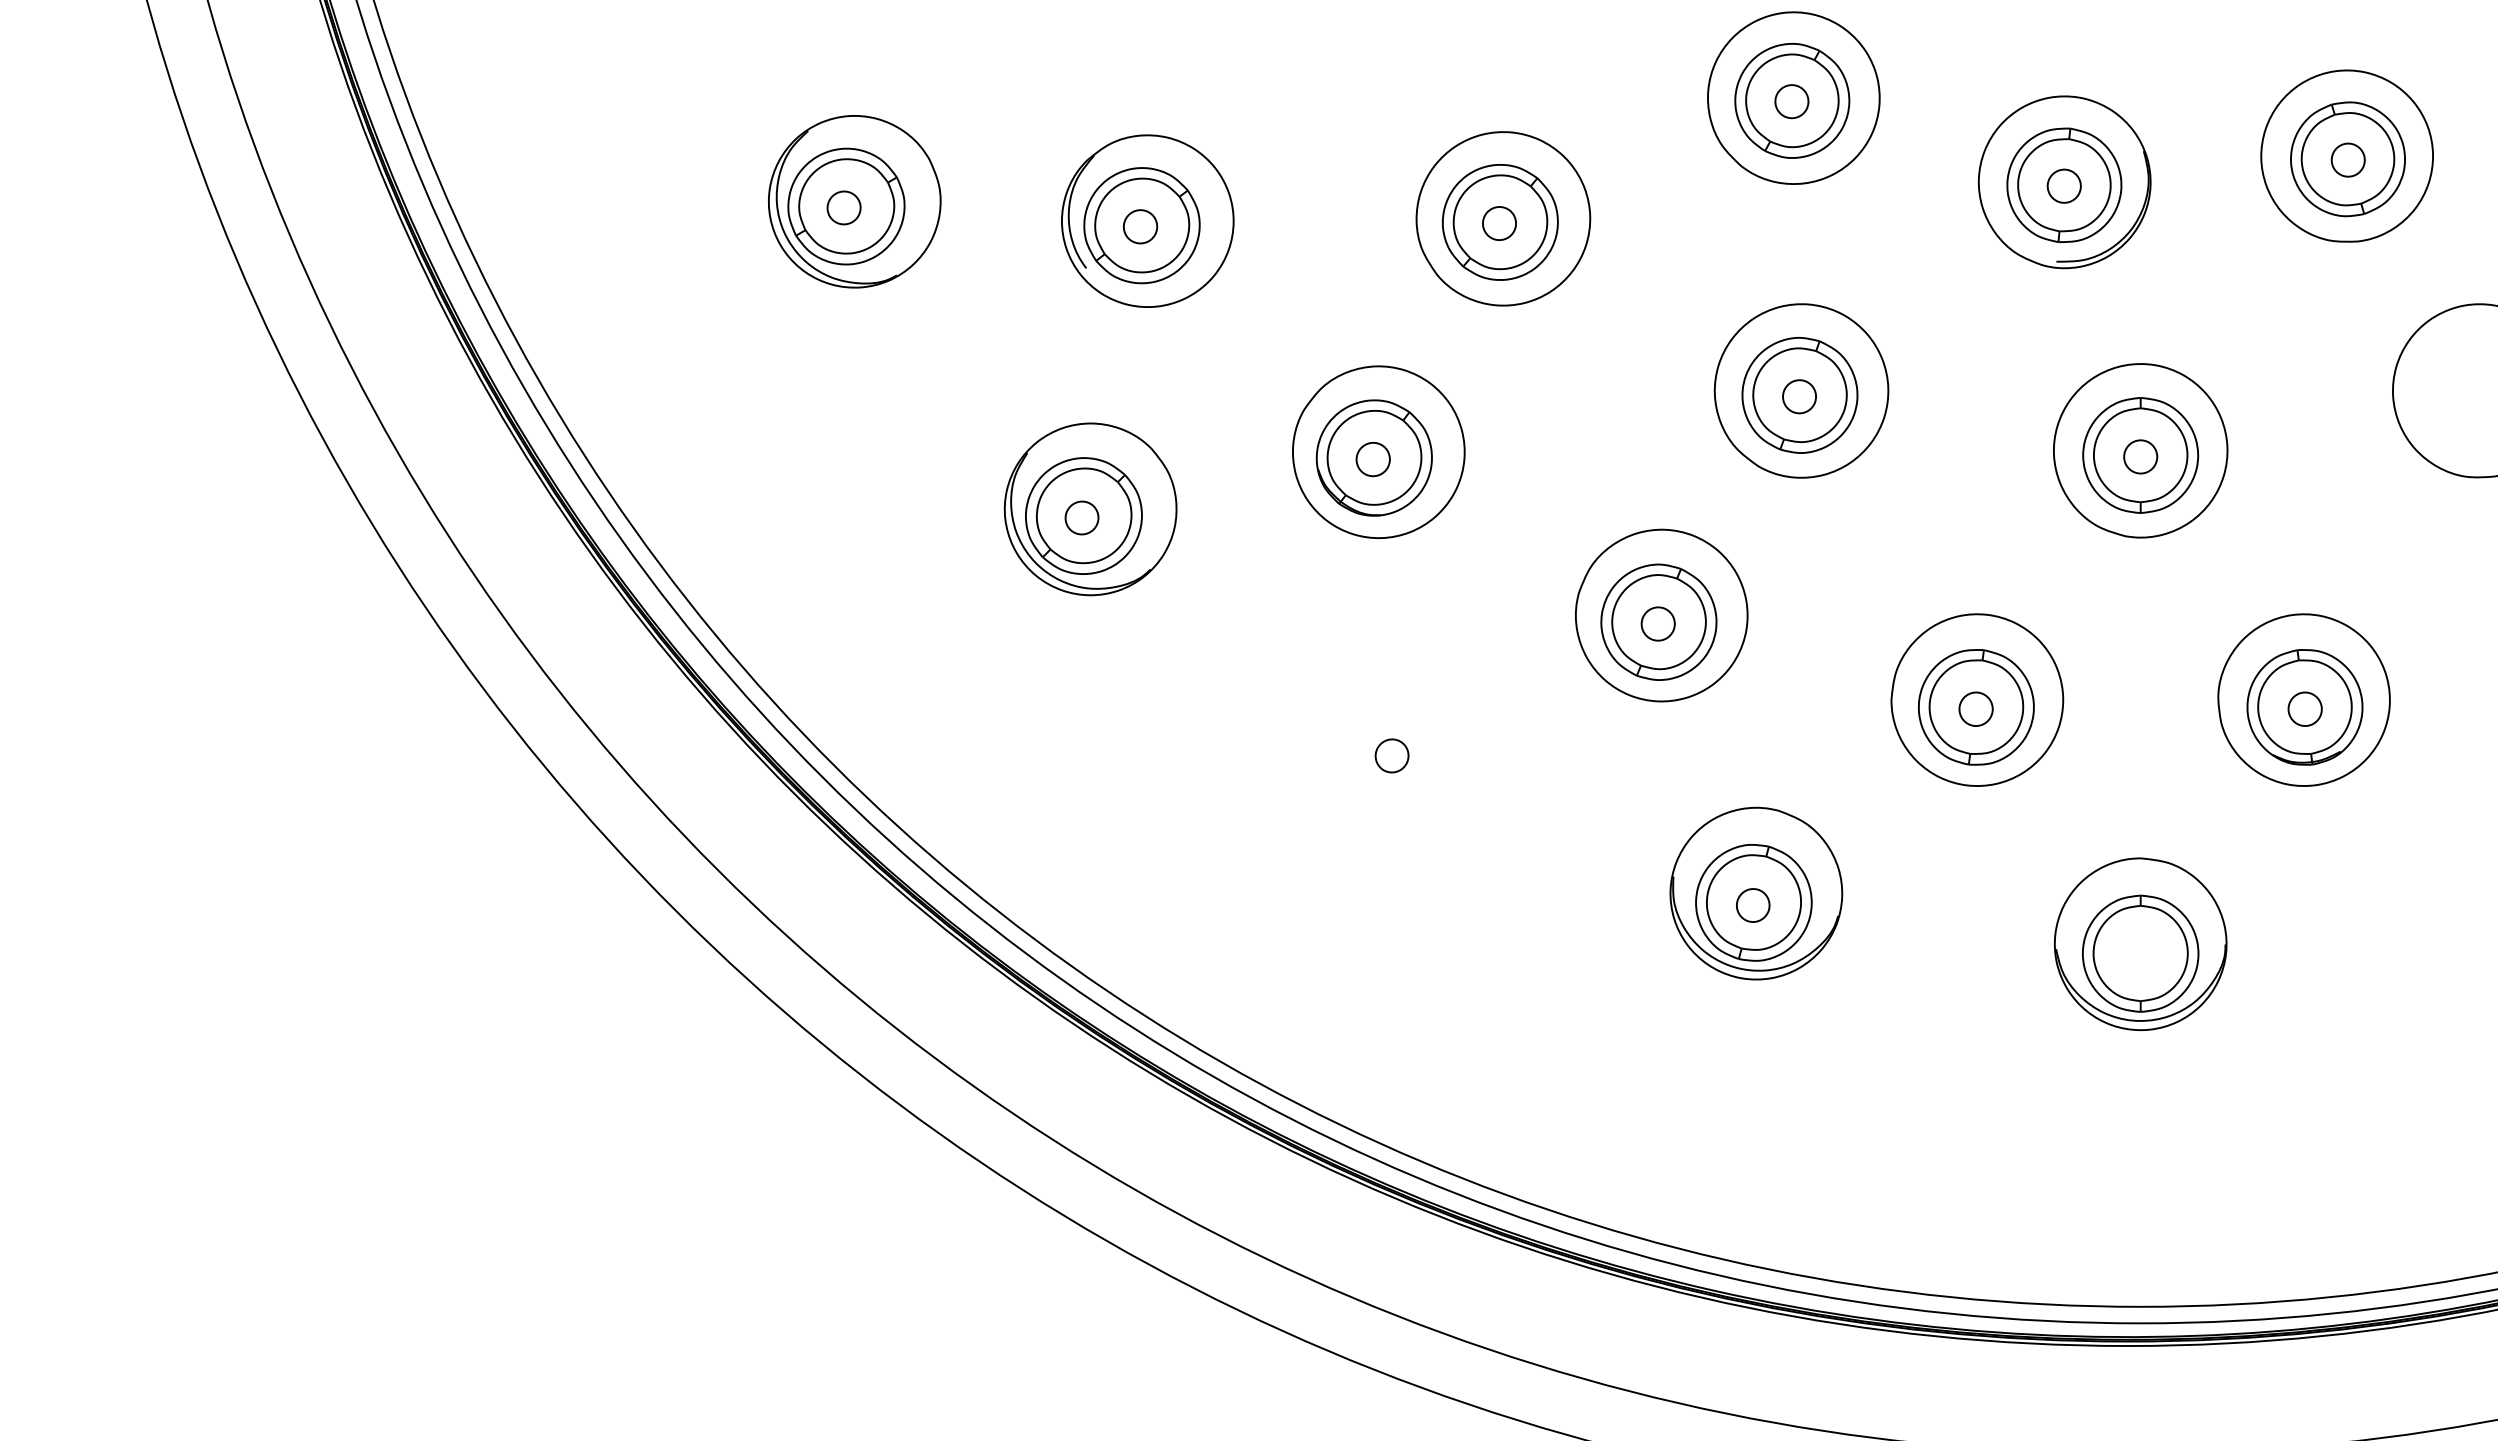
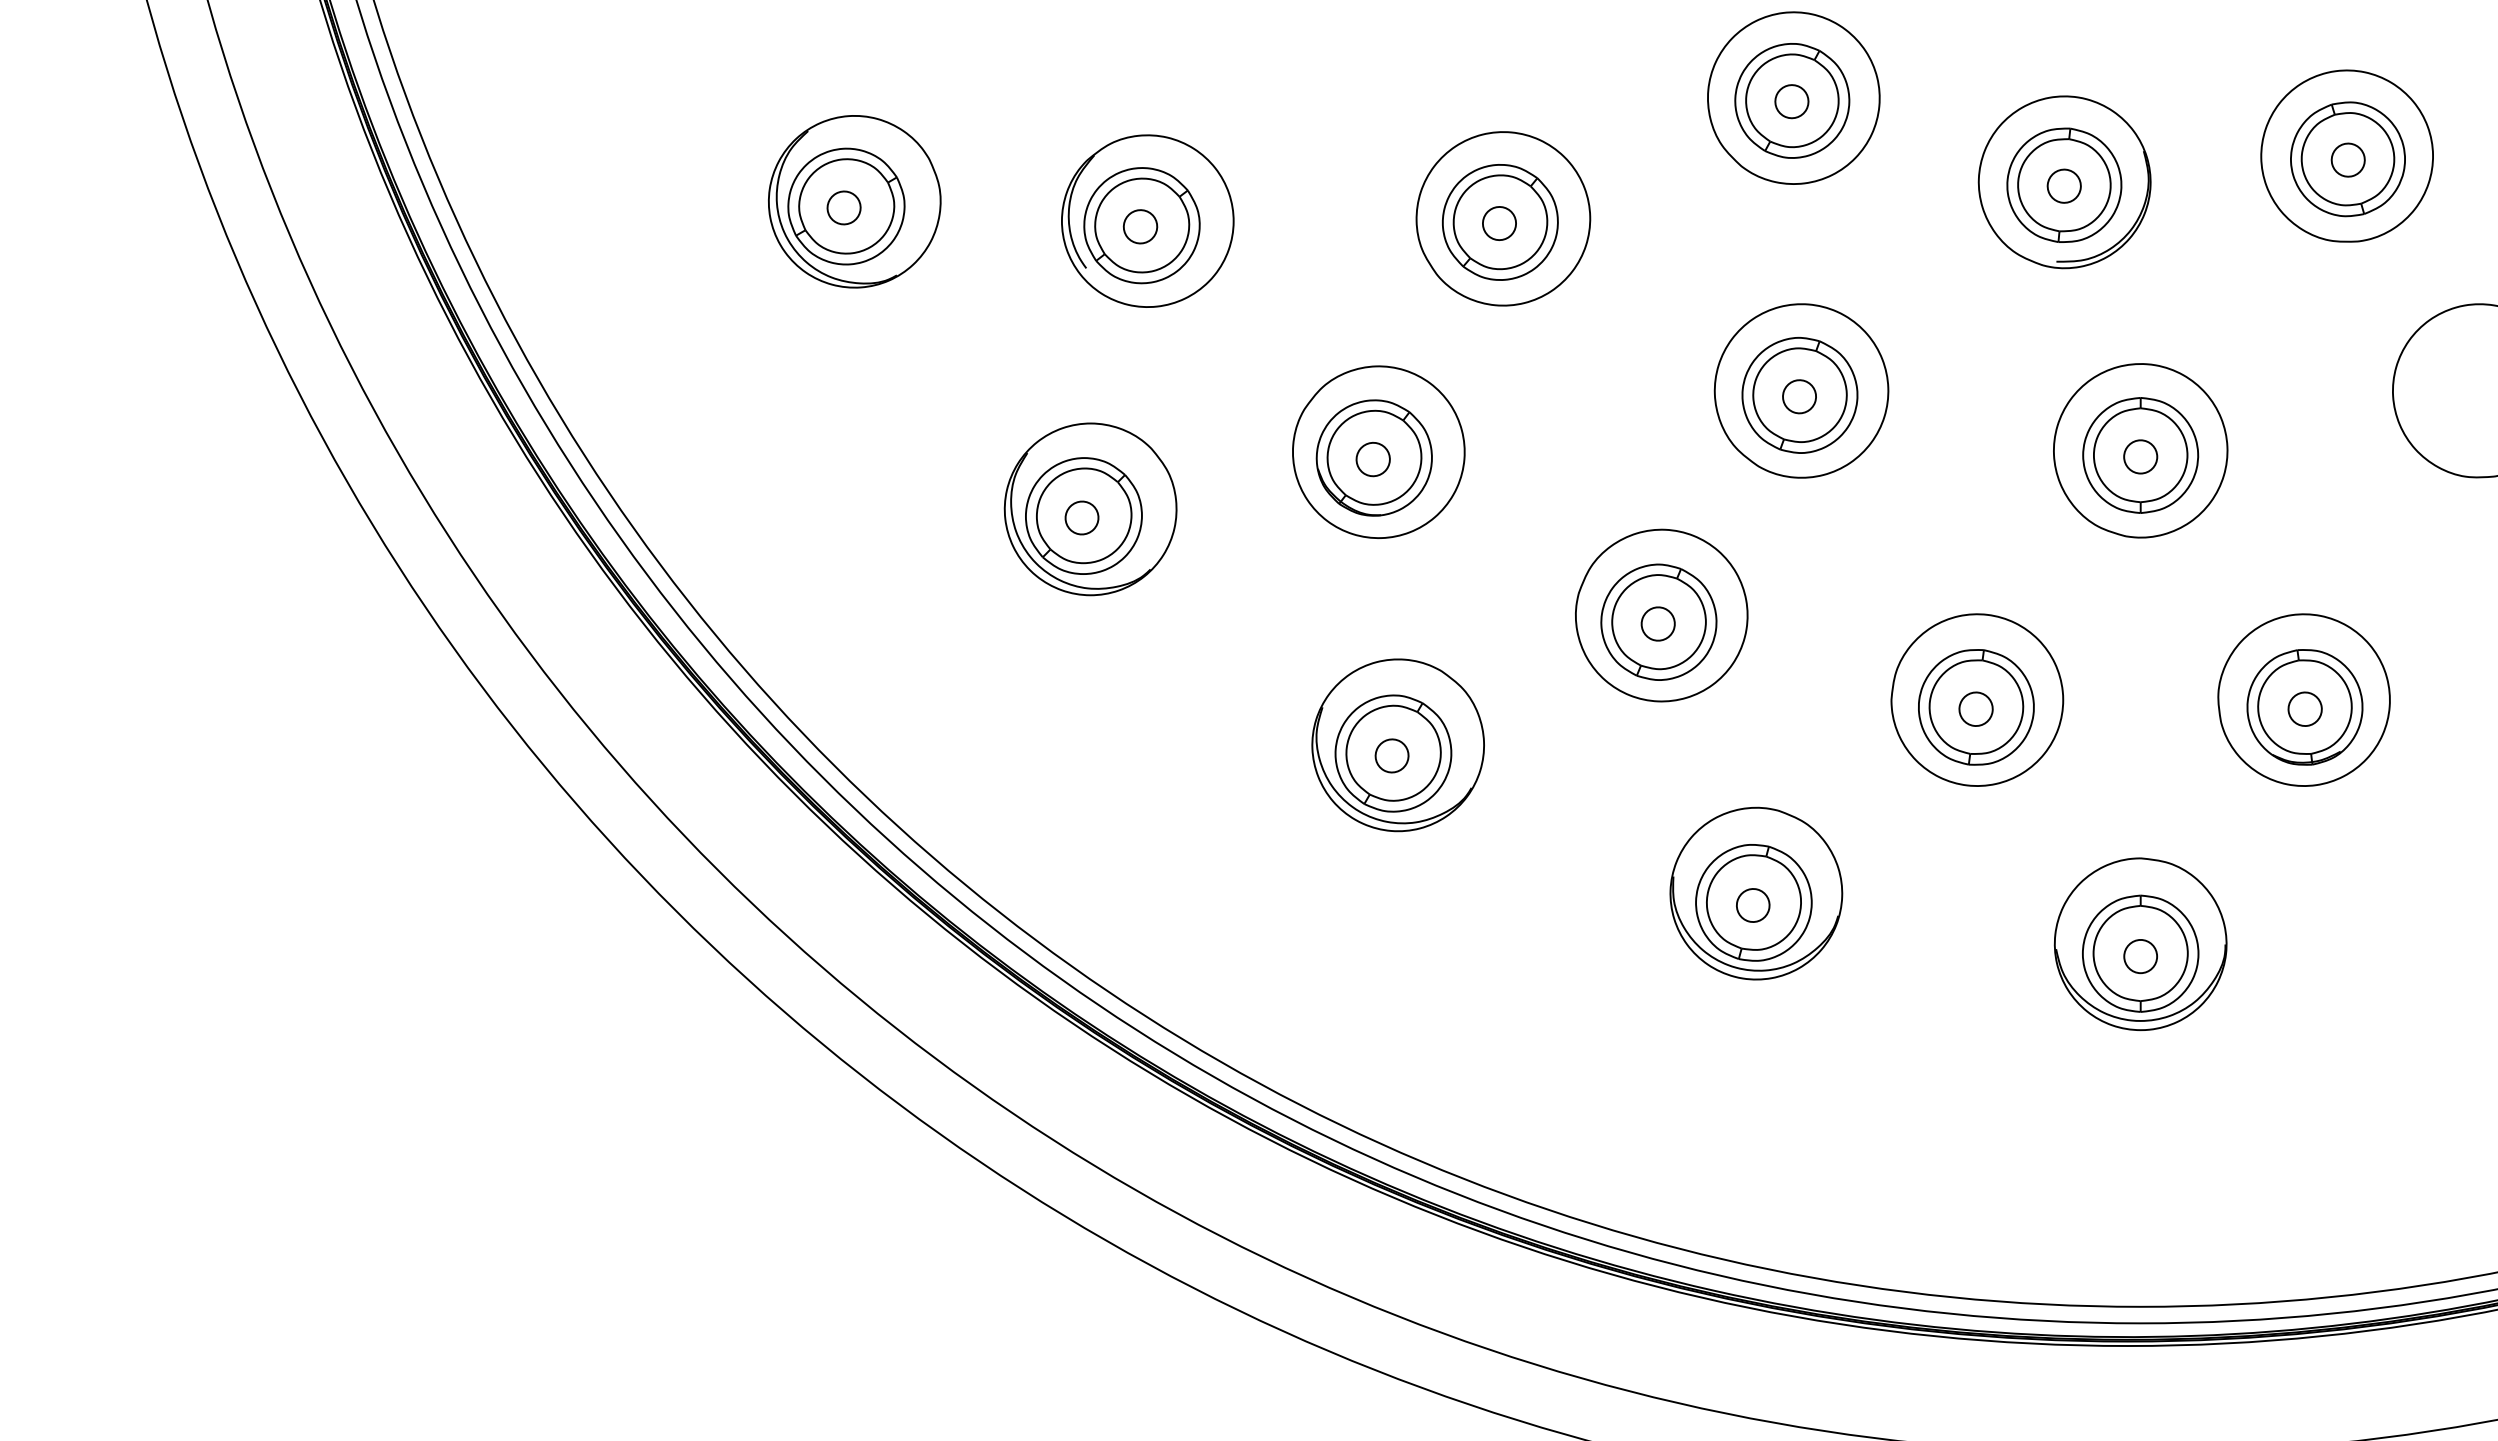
part: none -> present (1397, 745)
part: none -> present (2140, 956)
